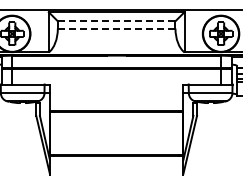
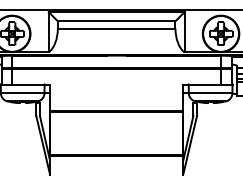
line: dashed -> solid (116, 21)
line: dashed -> solid (116, 28)
